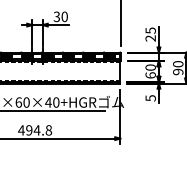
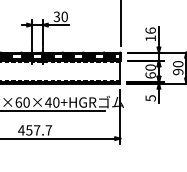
text: 25 -> 16 (150, 34)
text: 494.8 -> 457.7 (39, 130)
